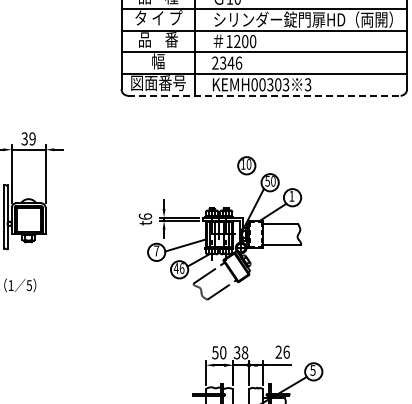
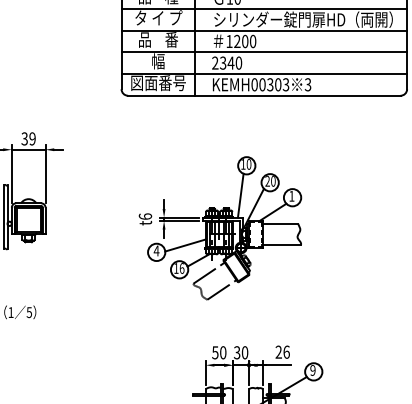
text: 2346 -> 2340 (238, 62)
line: dashed -> solid (264, 95)
text: 50 -> 20 (267, 181)
line: none -> present (240, 195)
text: 7 -> 4 (156, 250)
text: 46 -> 16 (175, 268)
text position: (20, 285) -> (20, 312) (20, 312)
text: 38 -> 30 (244, 352)
text: 5 -> 9 (312, 370)
